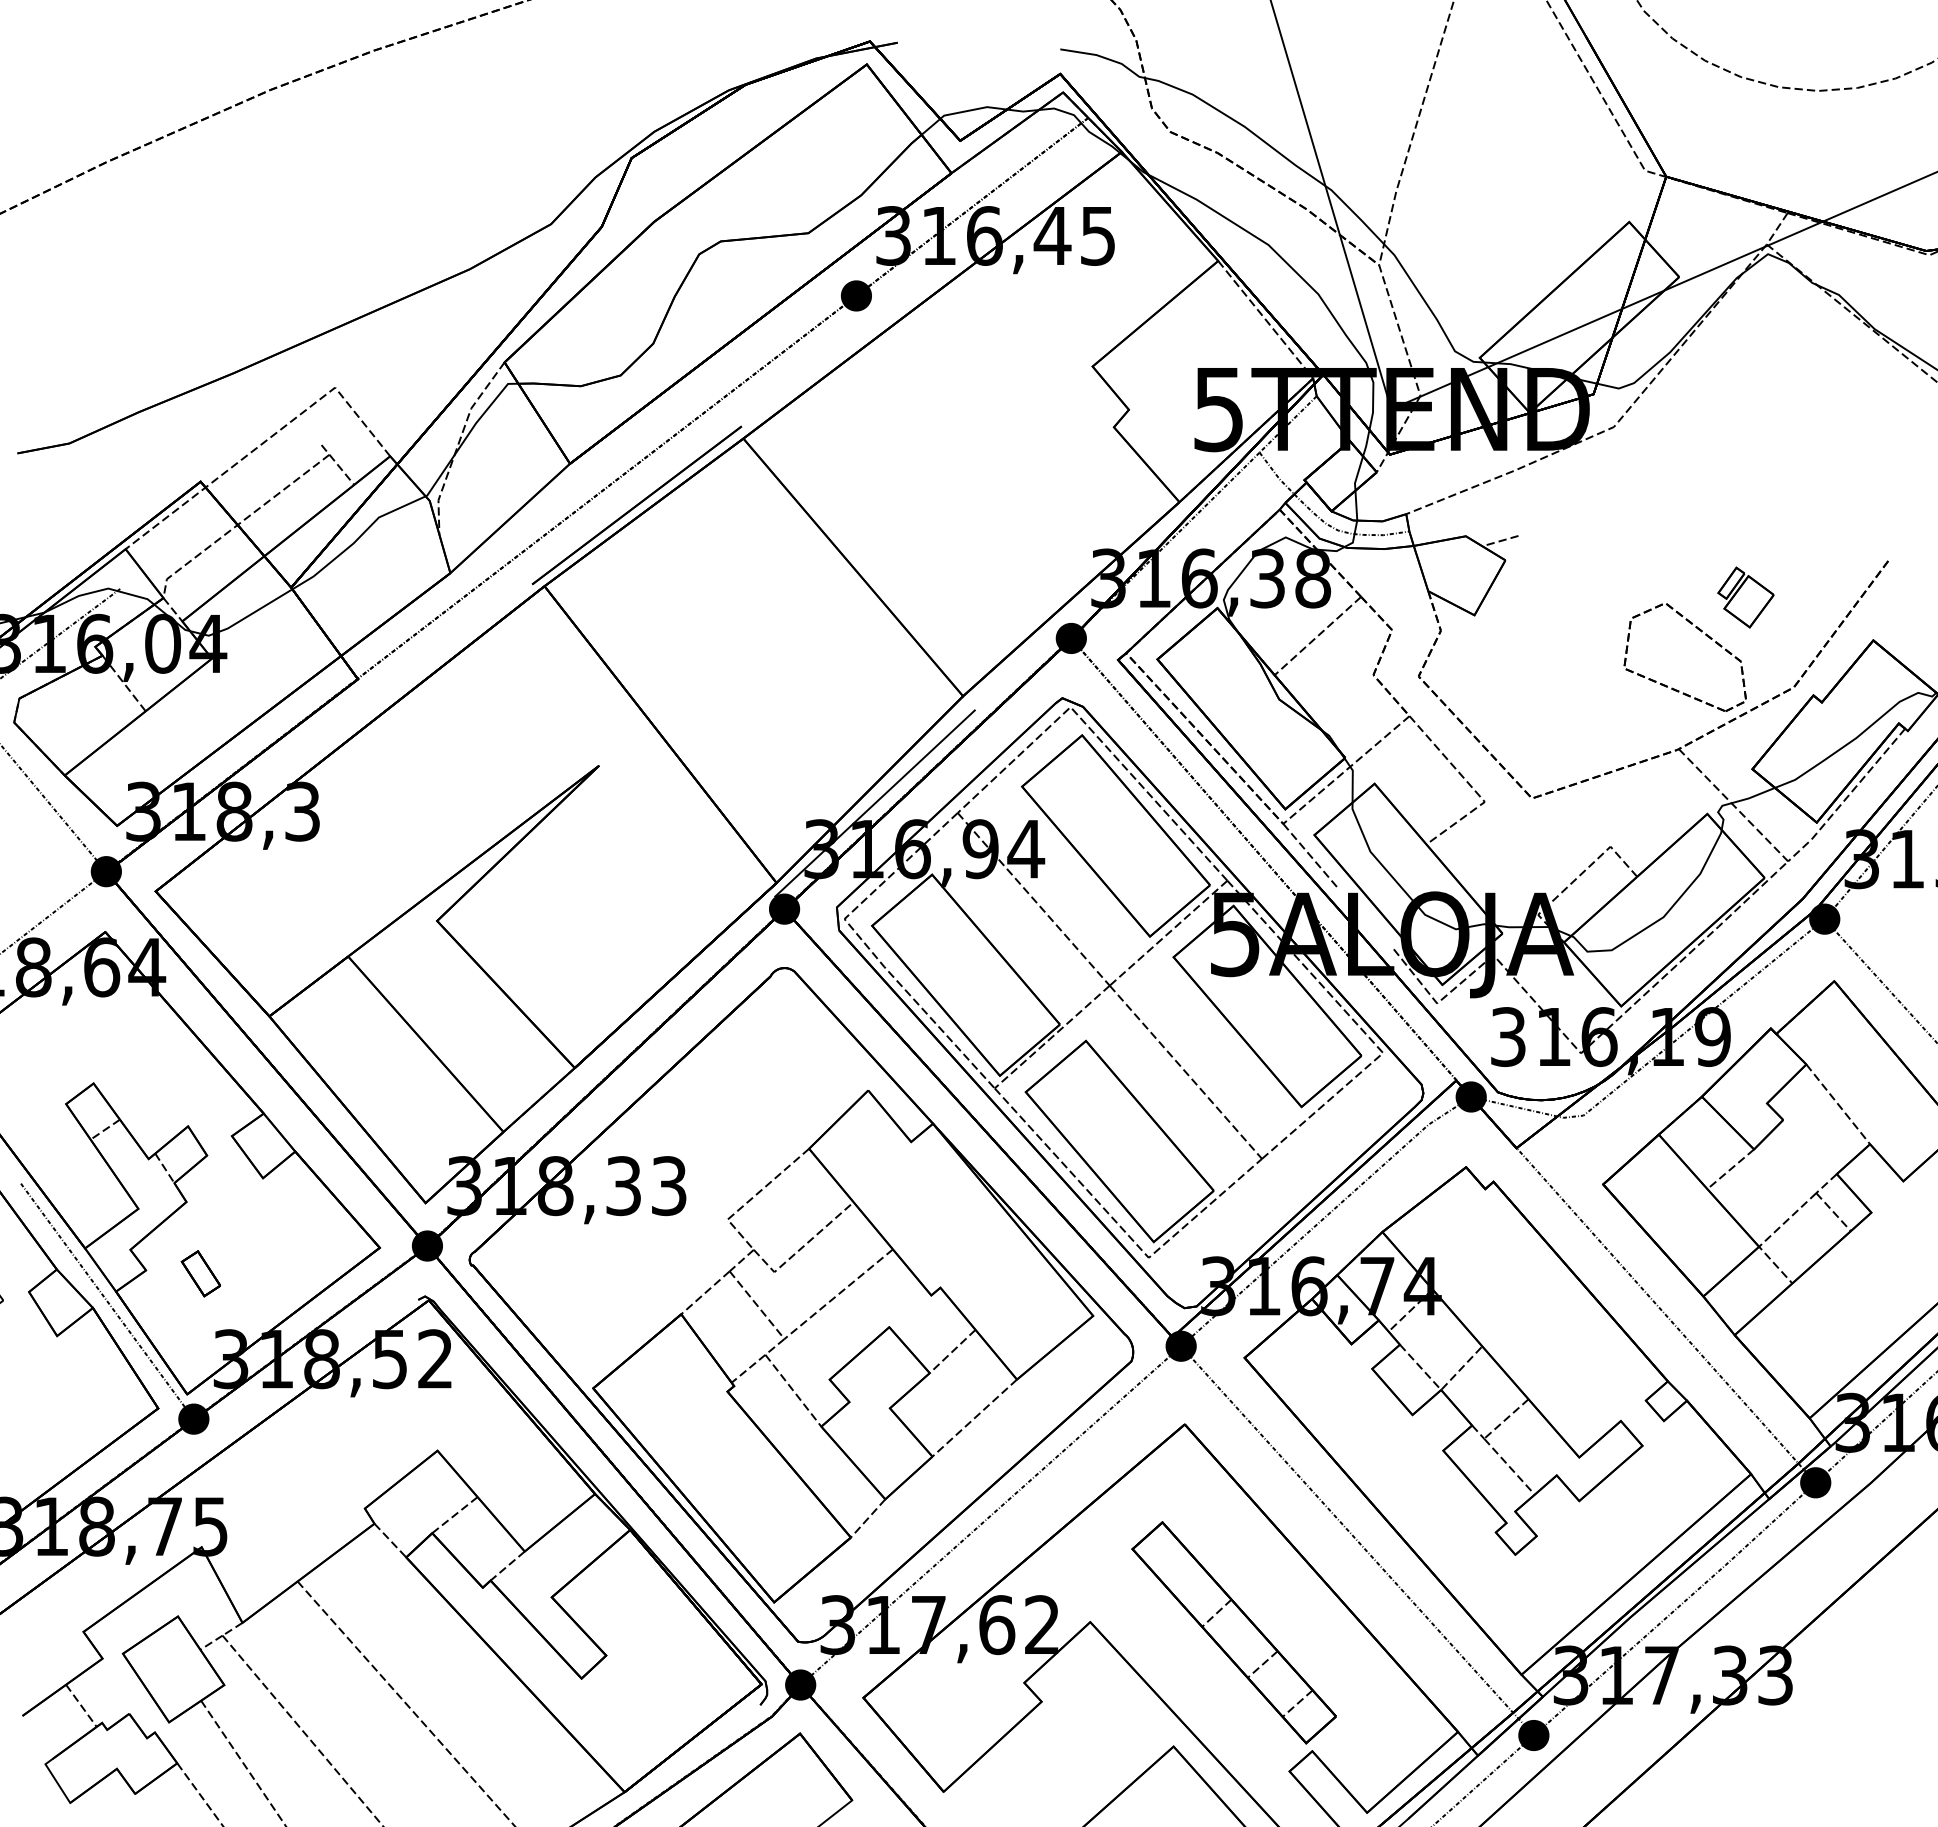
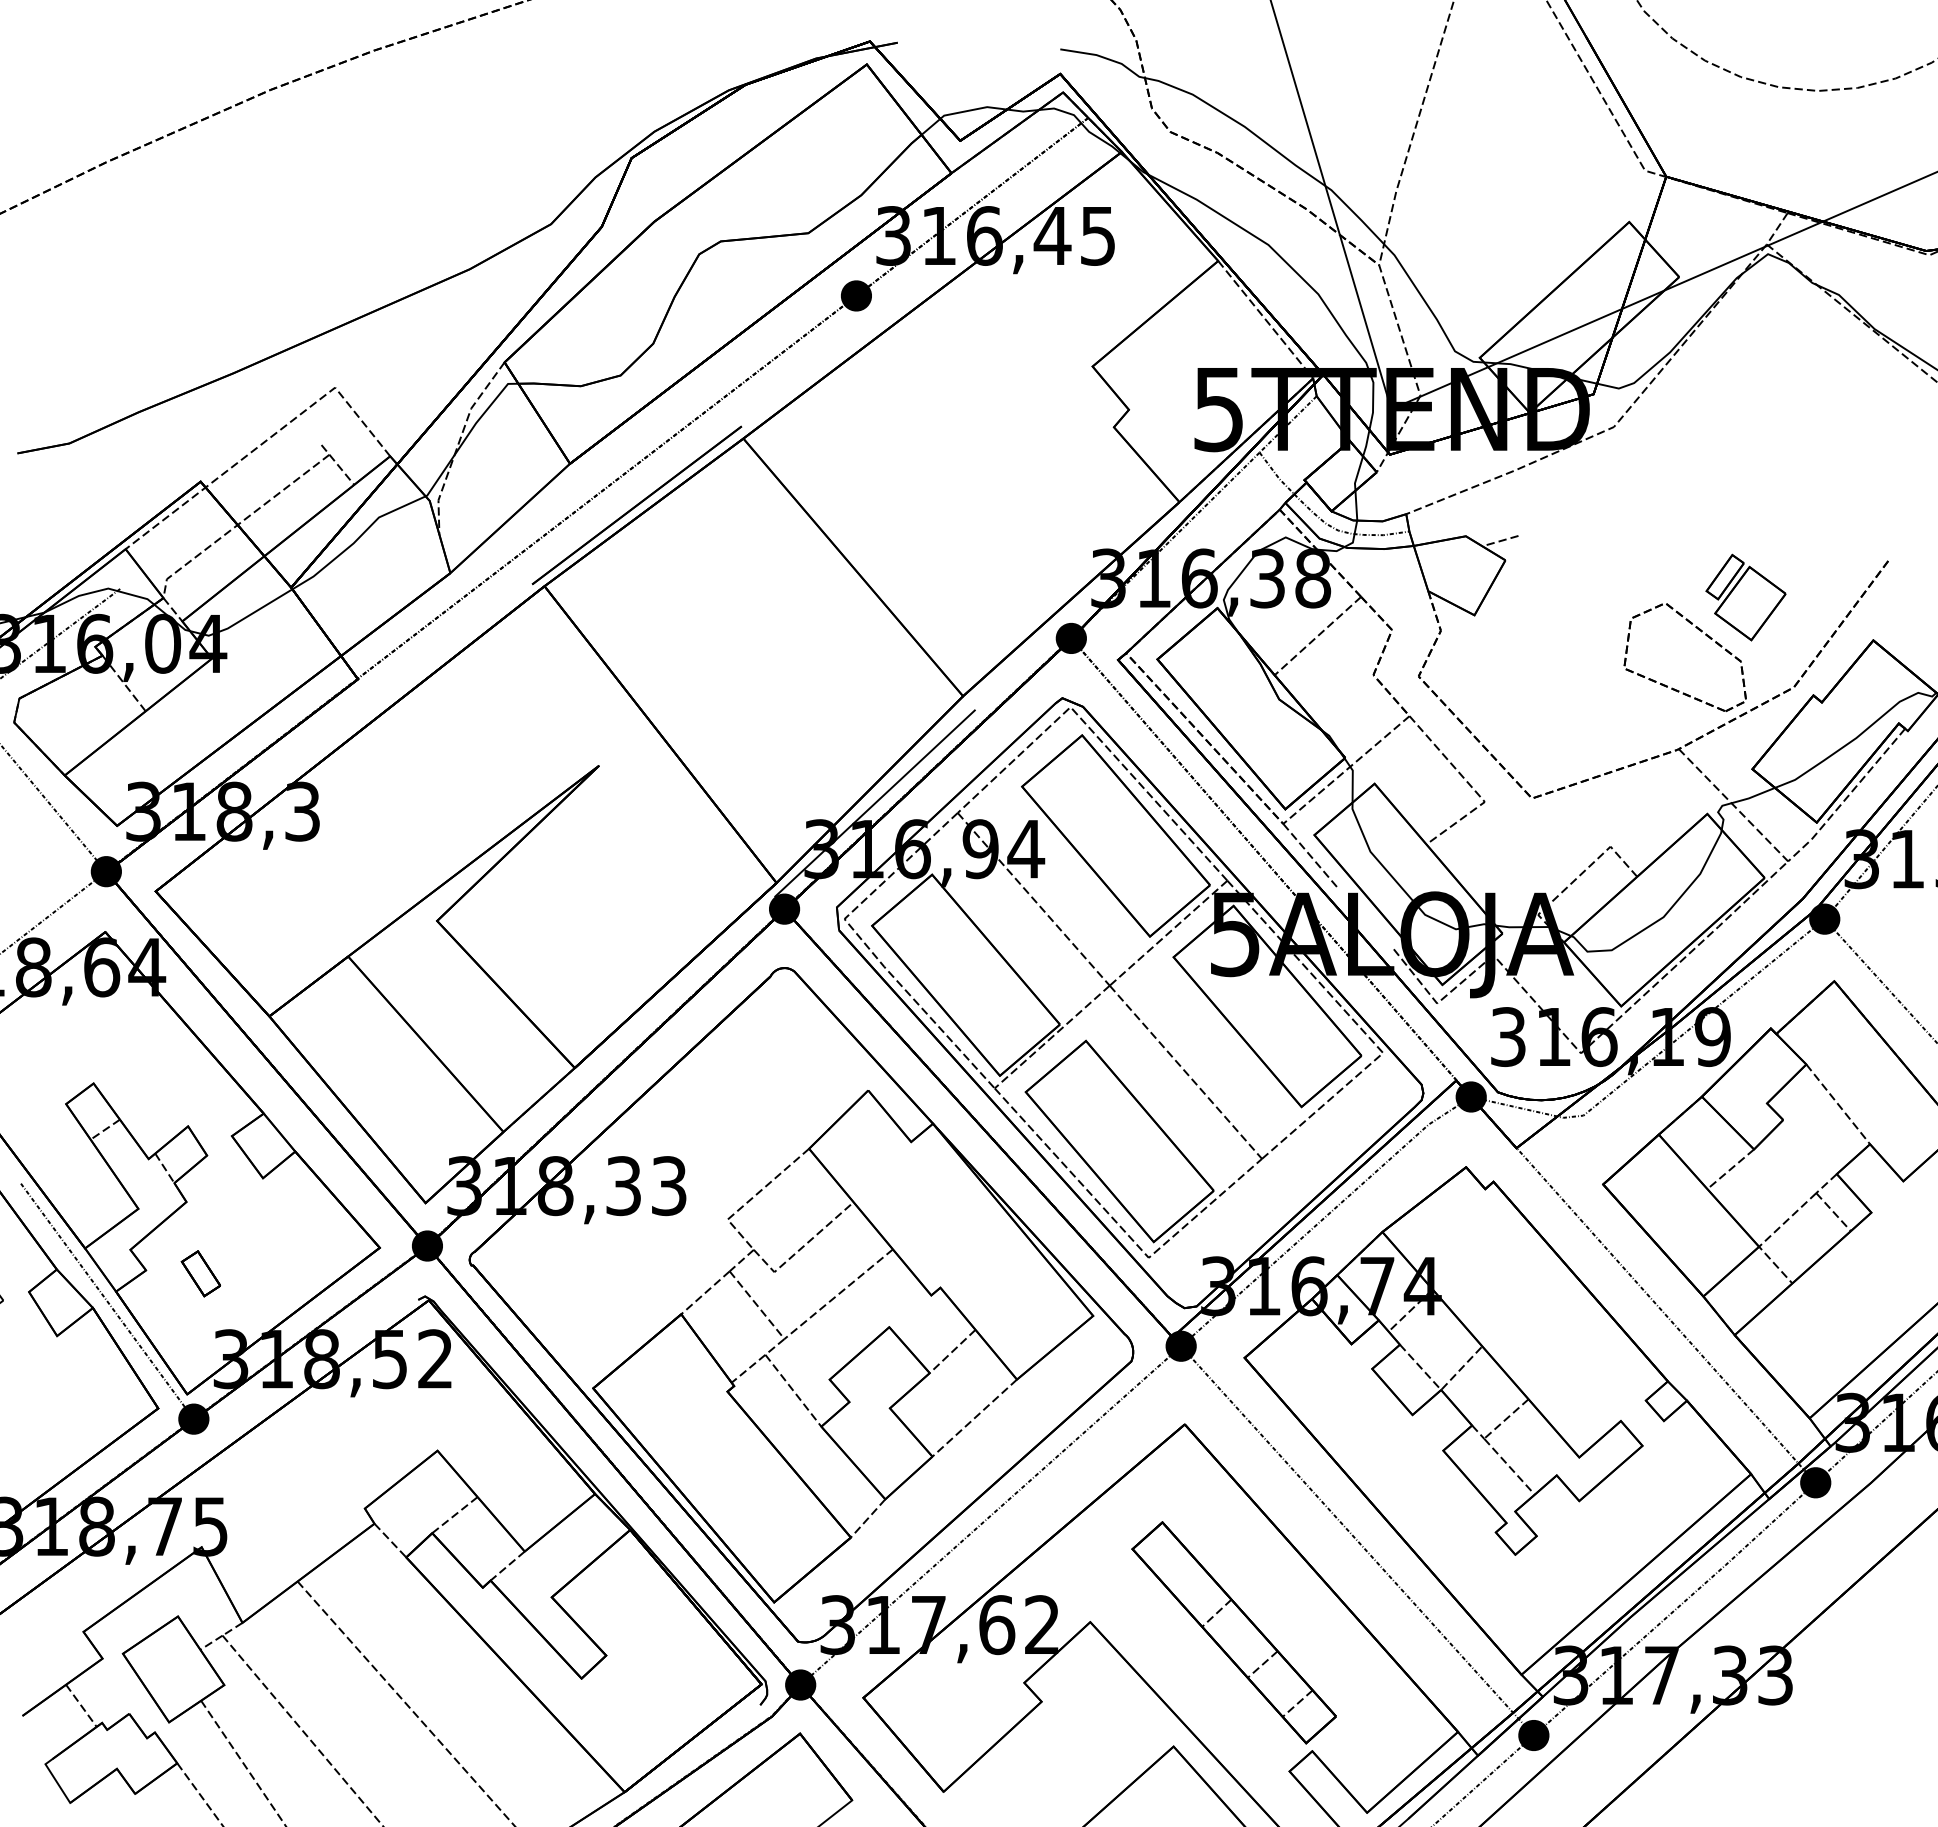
part size: 58x63 px -> 82x89 px (1745, 597)
